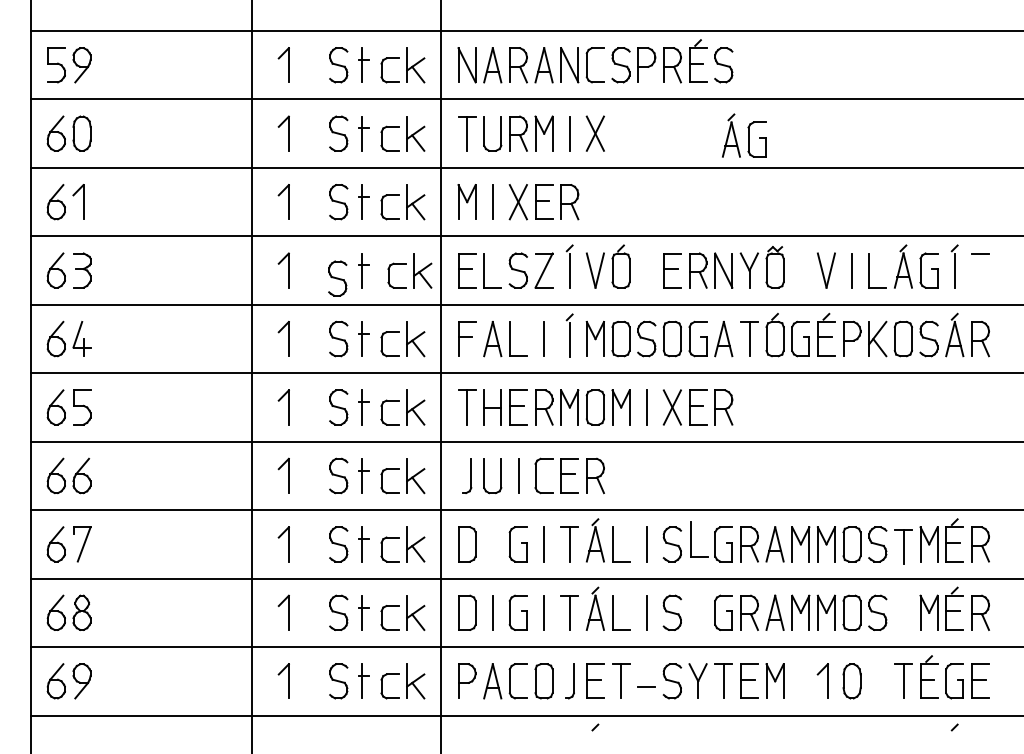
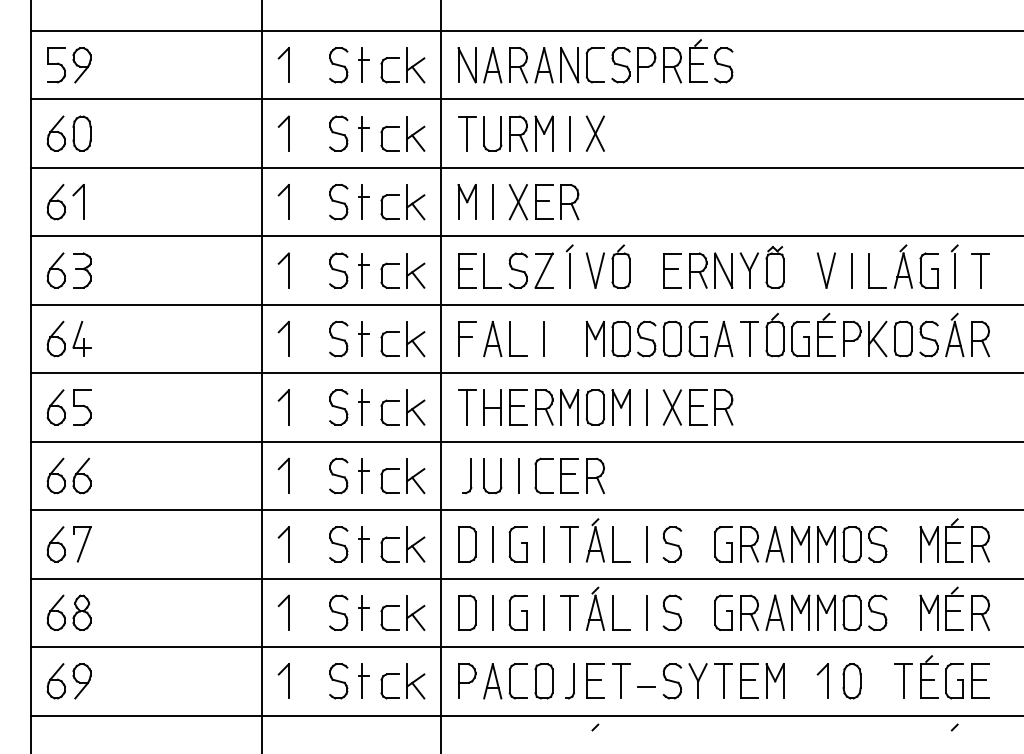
part: present -> none (744, 135)
part position: (409, 270) -> (402, 270) (402, 270)
line: none -> present (980, 270)
part position: (337, 278) -> (338, 270) (338, 270)
part: present -> none (569, 335)
line position: (251, 376) -> (261, 376) (261, 376)
part: present -> none (691, 539)
line: none -> present (492, 544)
part: present -> none (903, 546)
